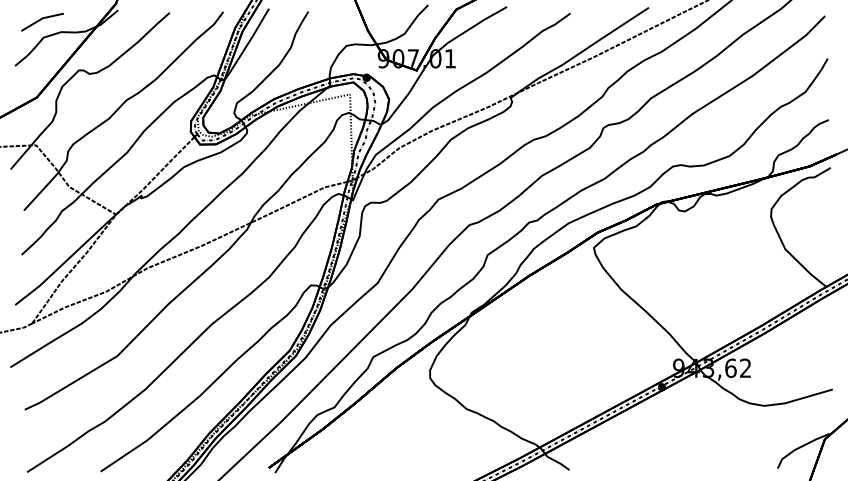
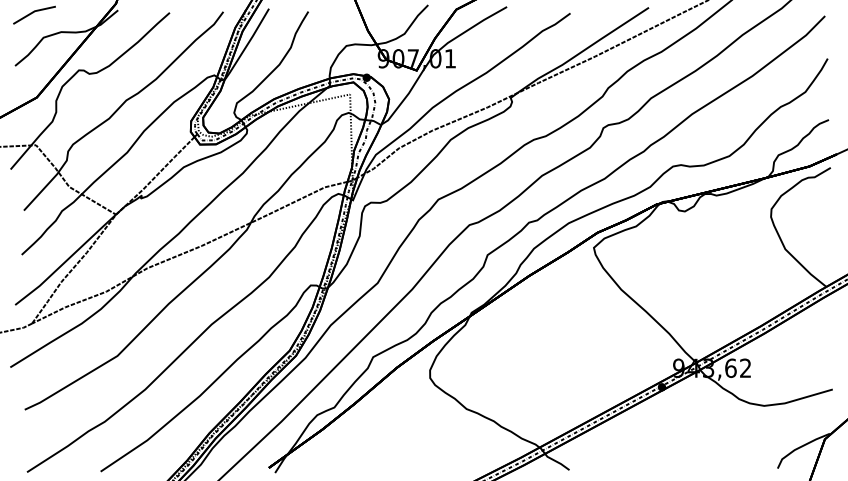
line position: (41, 20) -> (33, 13) (33, 13)
